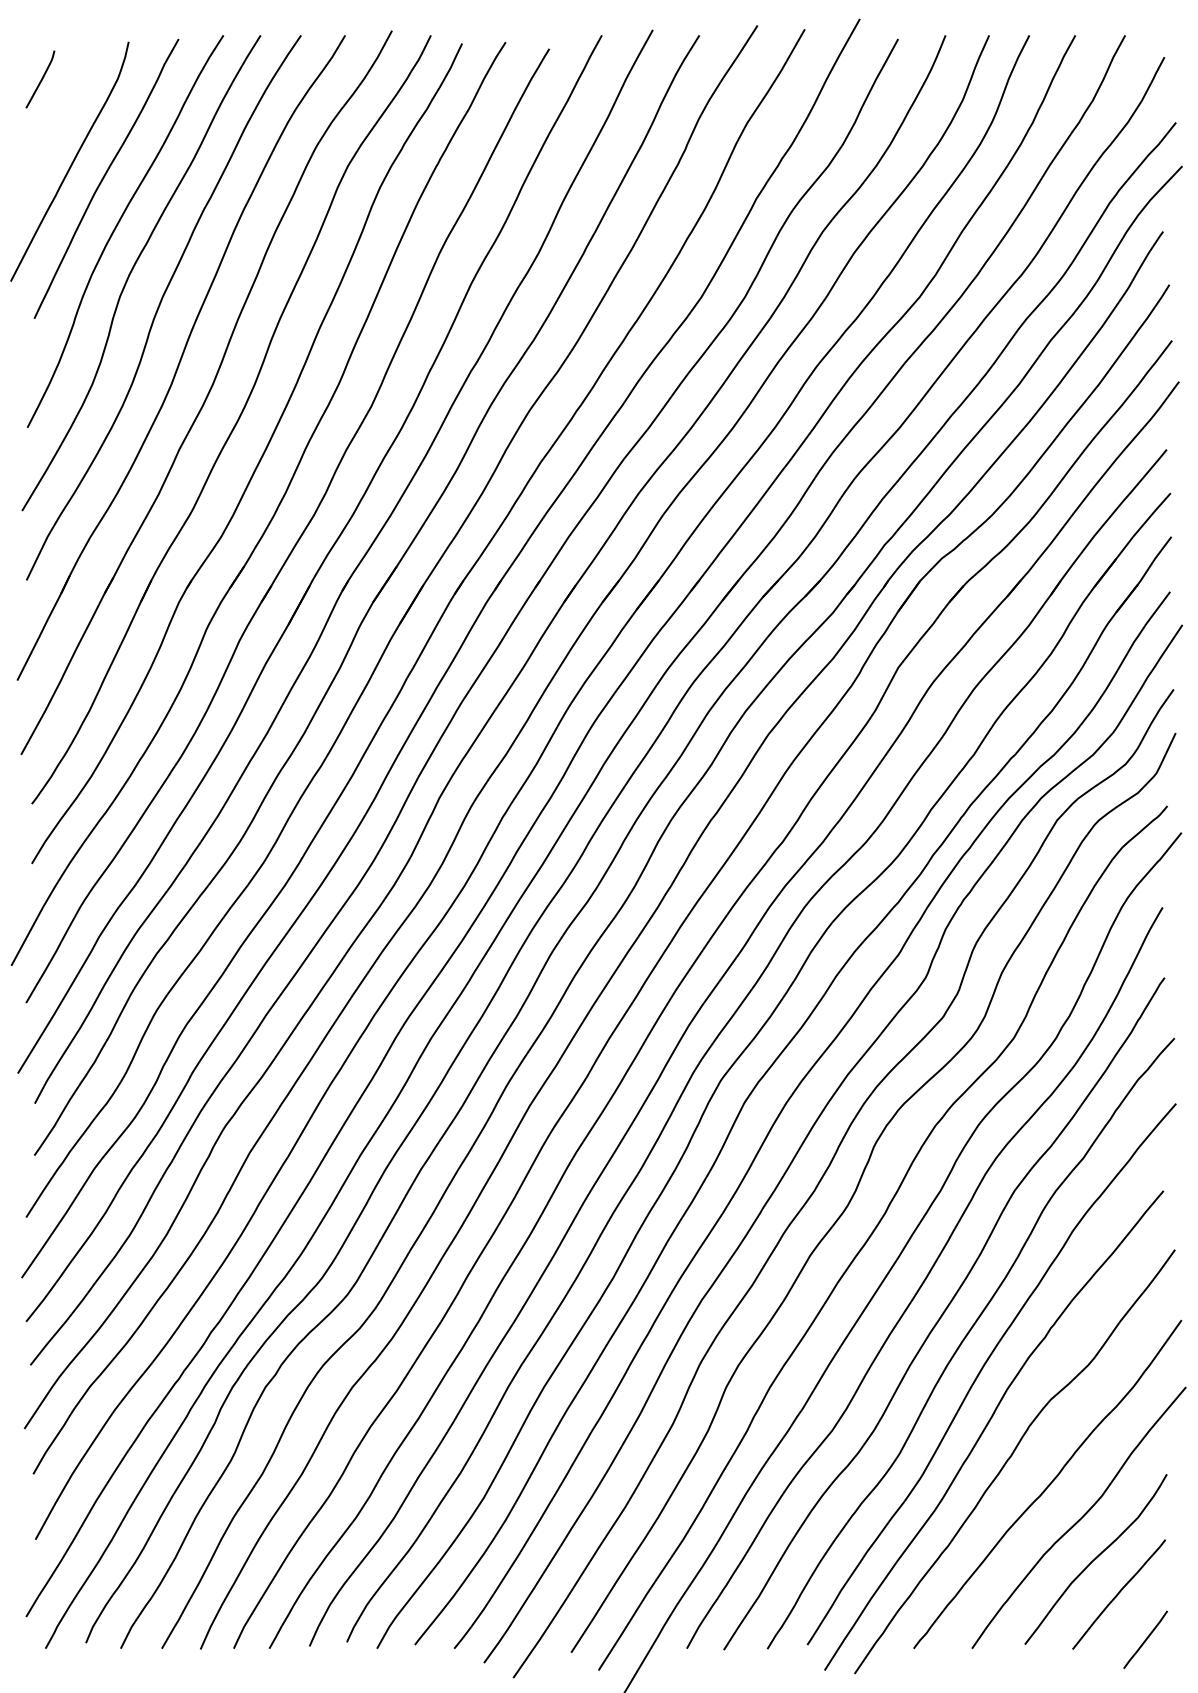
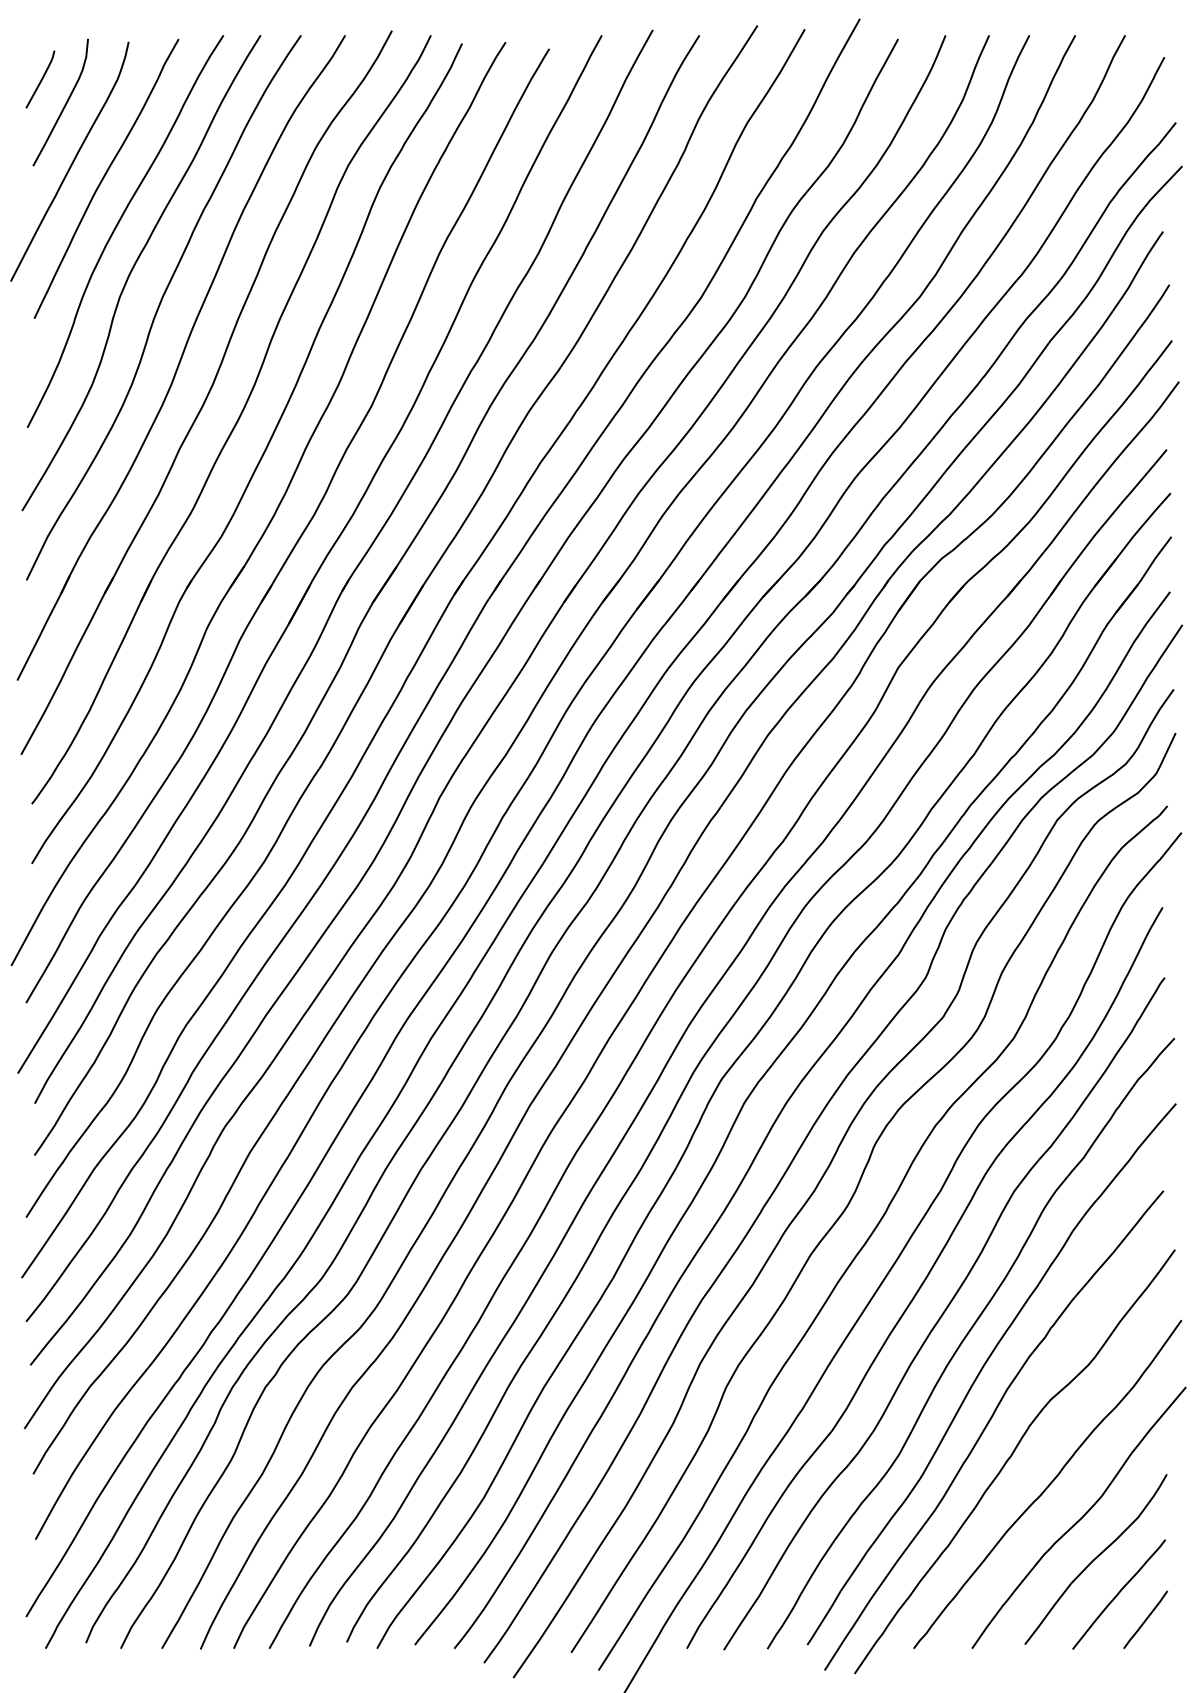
curve: none -> present (64, 104)
line position: (1145, 1639) -> (1145, 1619) (1145, 1619)
